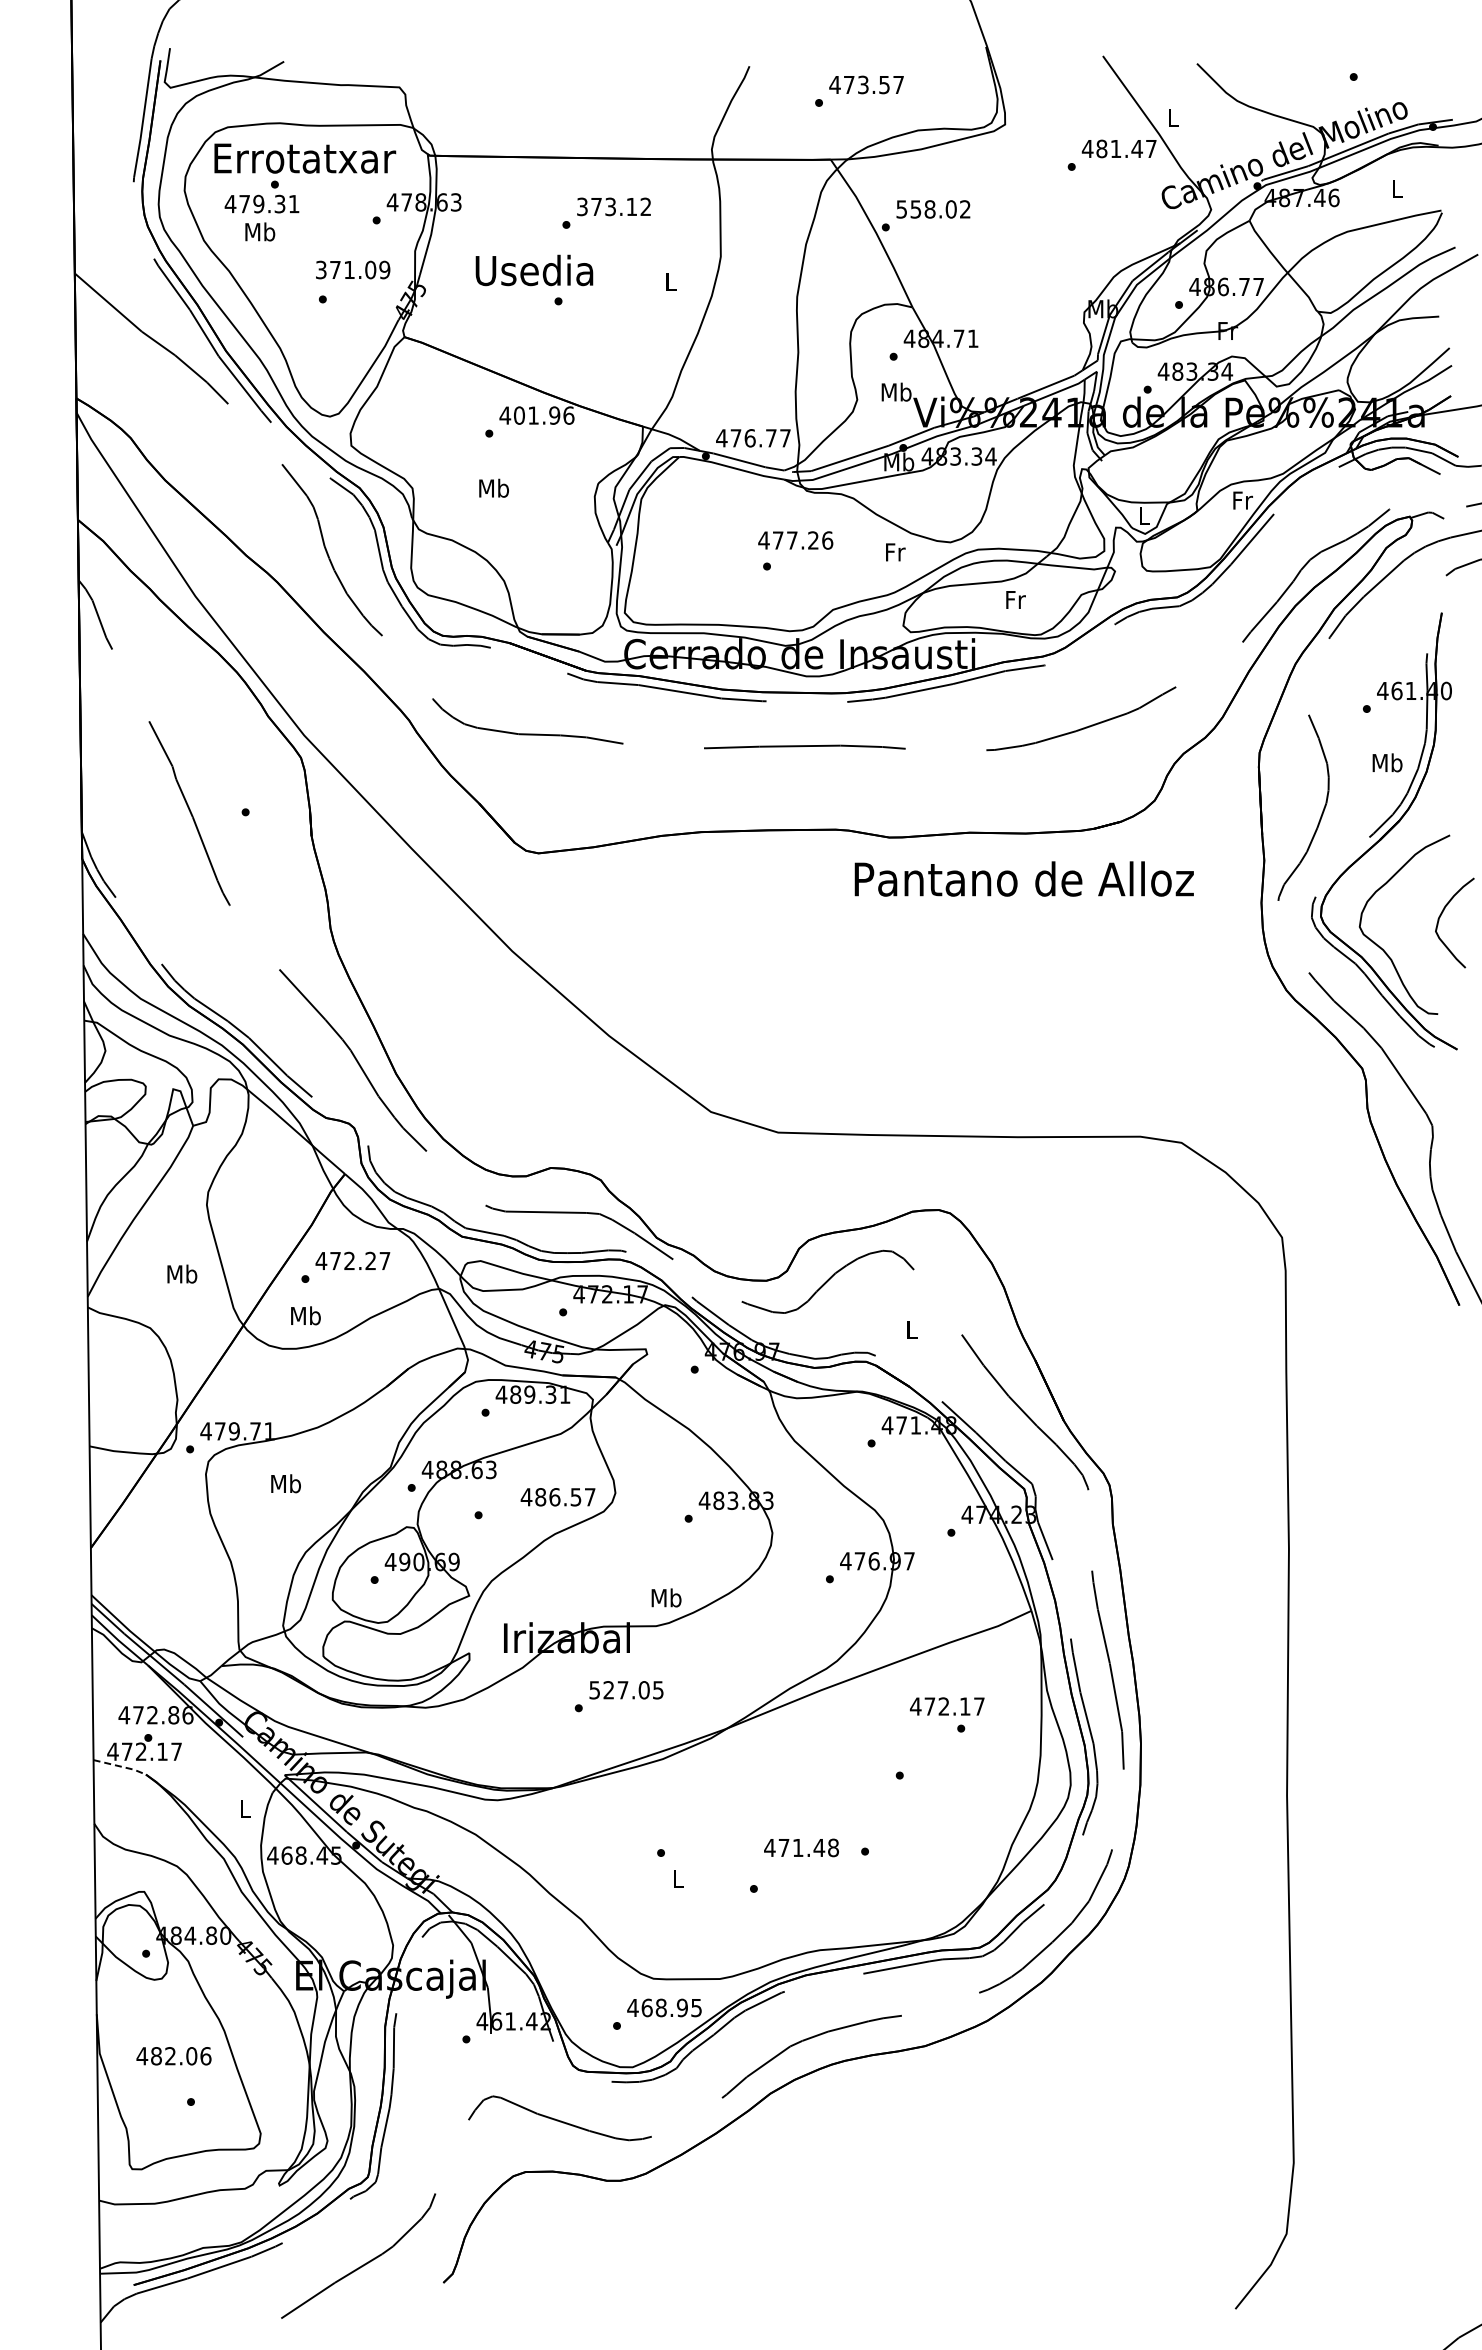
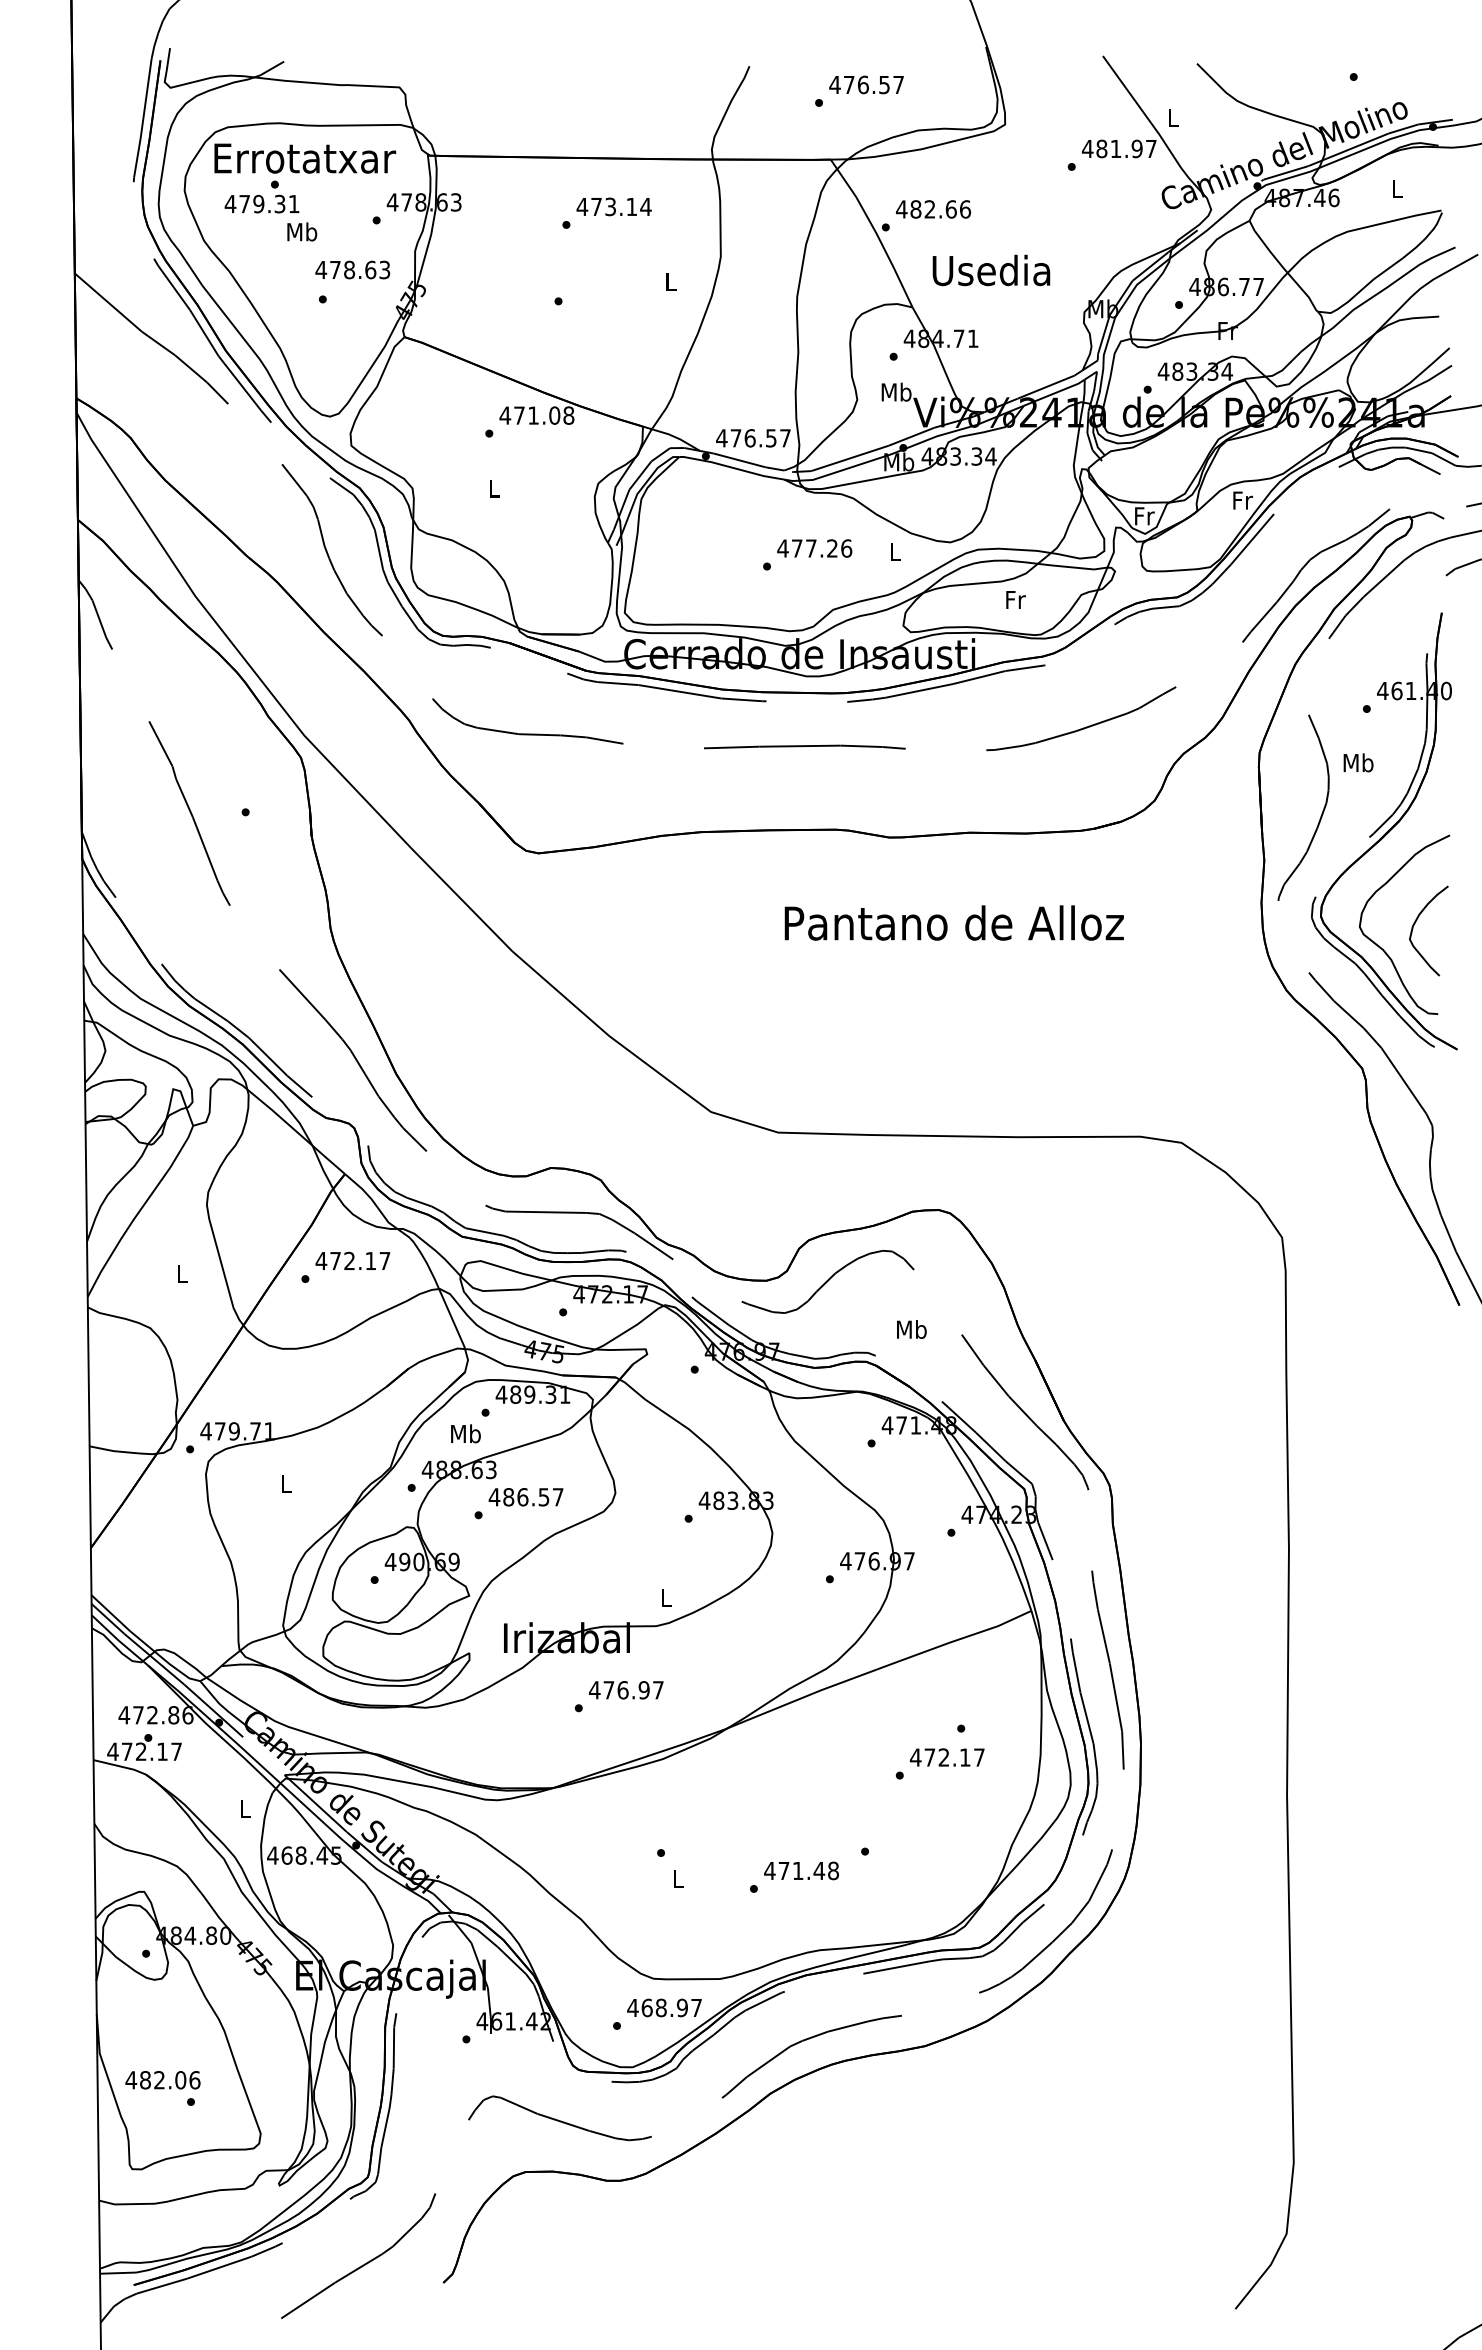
text: 473.57 -> 476.57 (863, 84)
text: 481.47 -> 481.97 (1136, 148)
text: 373.12 -> 473.14 (613, 206)
text: 558.02 -> 482.66 (933, 209)
text position: (260, 231) -> (302, 231) (302, 231)
text: 371.09 -> 478.63 (352, 269)
text position: (534, 270) -> (991, 270) (991, 270)
text: 401.96 -> 471.08 (544, 415)
text: 476.77 -> 476.57 (771, 438)
text: Mb -> L (493, 487)
text: L -> Fr (1144, 516)
text position: (795, 540) -> (814, 548) (814, 548)
text: Fr -> L (895, 552)
text position: (1387, 762) -> (1358, 762) (1358, 762)
text position: (1023, 878) -> (953, 922) (953, 922)
curve position: (1442, 914) -> (1416, 922) (1416, 922)
text: 472.27 -> 472.17 (370, 1260)
text: Mb -> L (182, 1273)
text position: (305, 1315) -> (465, 1433) (465, 1433)
text: L -> Mb (911, 1329)
text: Mb -> L (285, 1483)
text position: (557, 1497) -> (525, 1497) (525, 1497)
text: Mb -> L (666, 1597)
text: 527.05 -> 476.97 (625, 1690)
text position: (947, 1706) -> (947, 1757) (947, 1757)
line: dashed -> solid (120, 1766)
text position: (801, 1847) -> (801, 1870) (801, 1870)
text: 468.95 -> 468.97 (696, 2008)
text position: (173, 2056) -> (162, 2080) (162, 2080)
